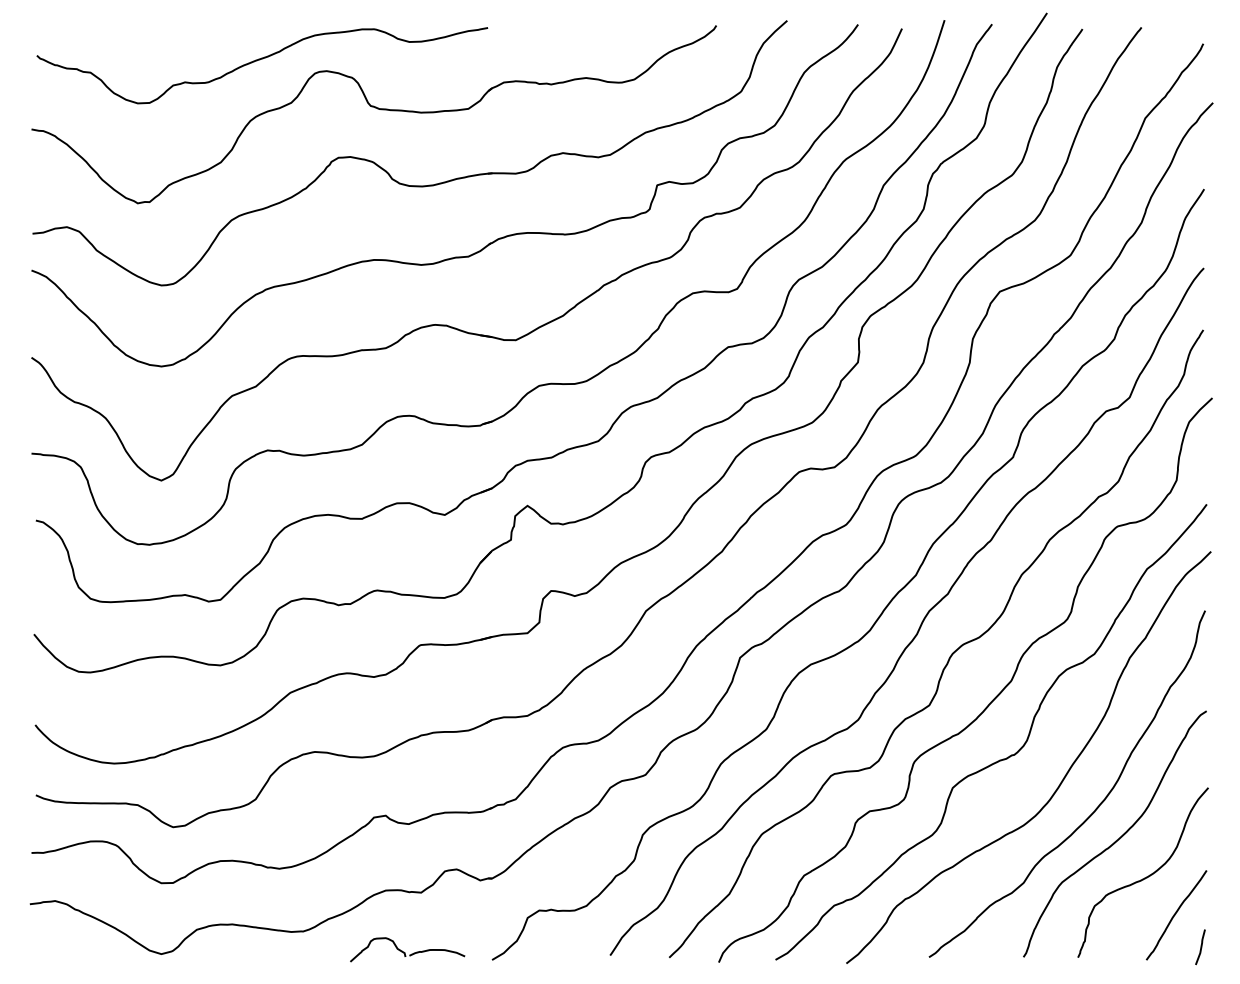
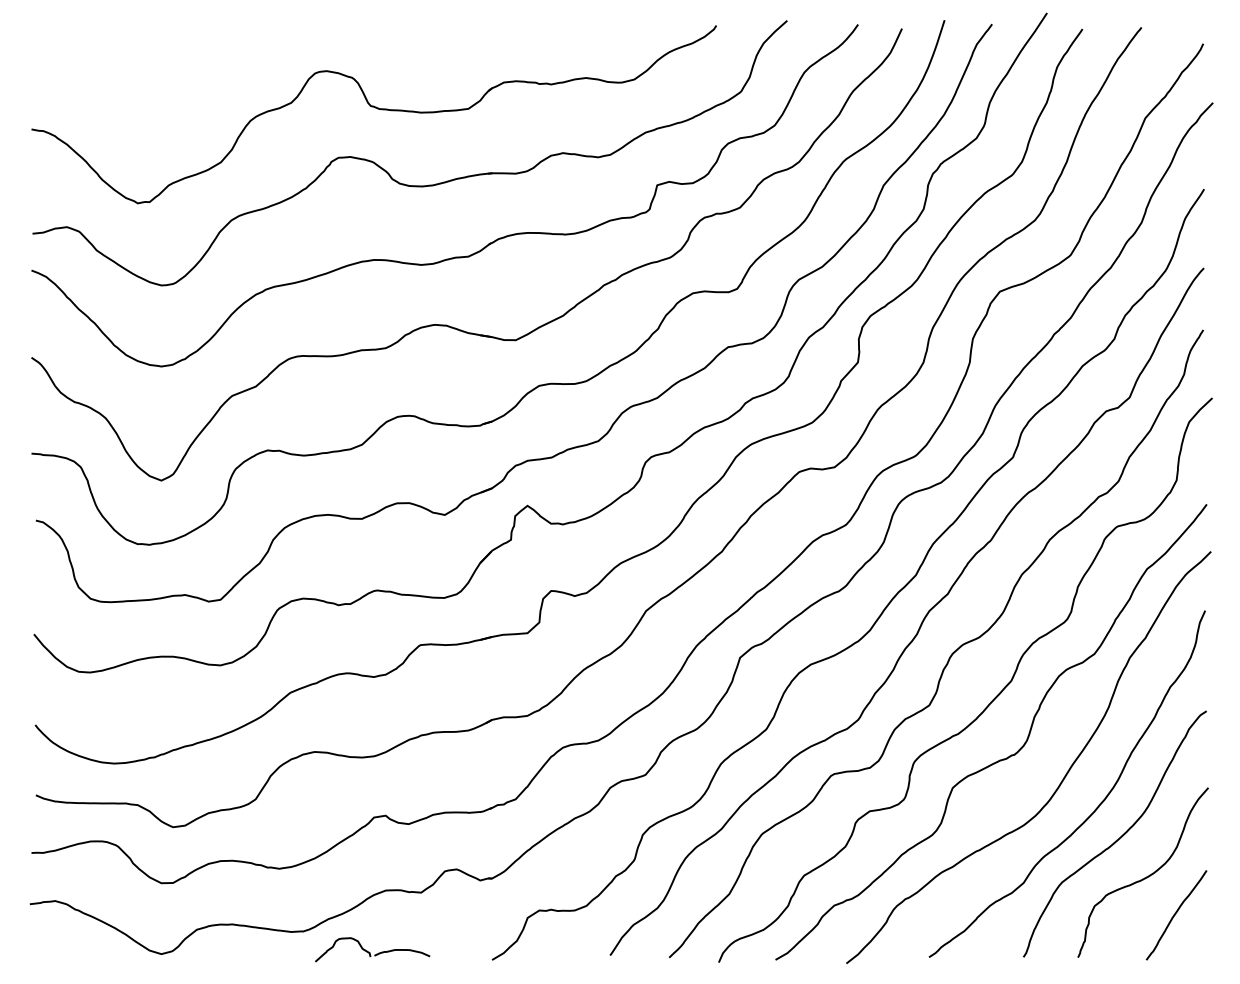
curve: present -> none (260, 60)
curve: present -> none (1200, 947)
part position: (407, 949) -> (372, 949) (372, 949)
